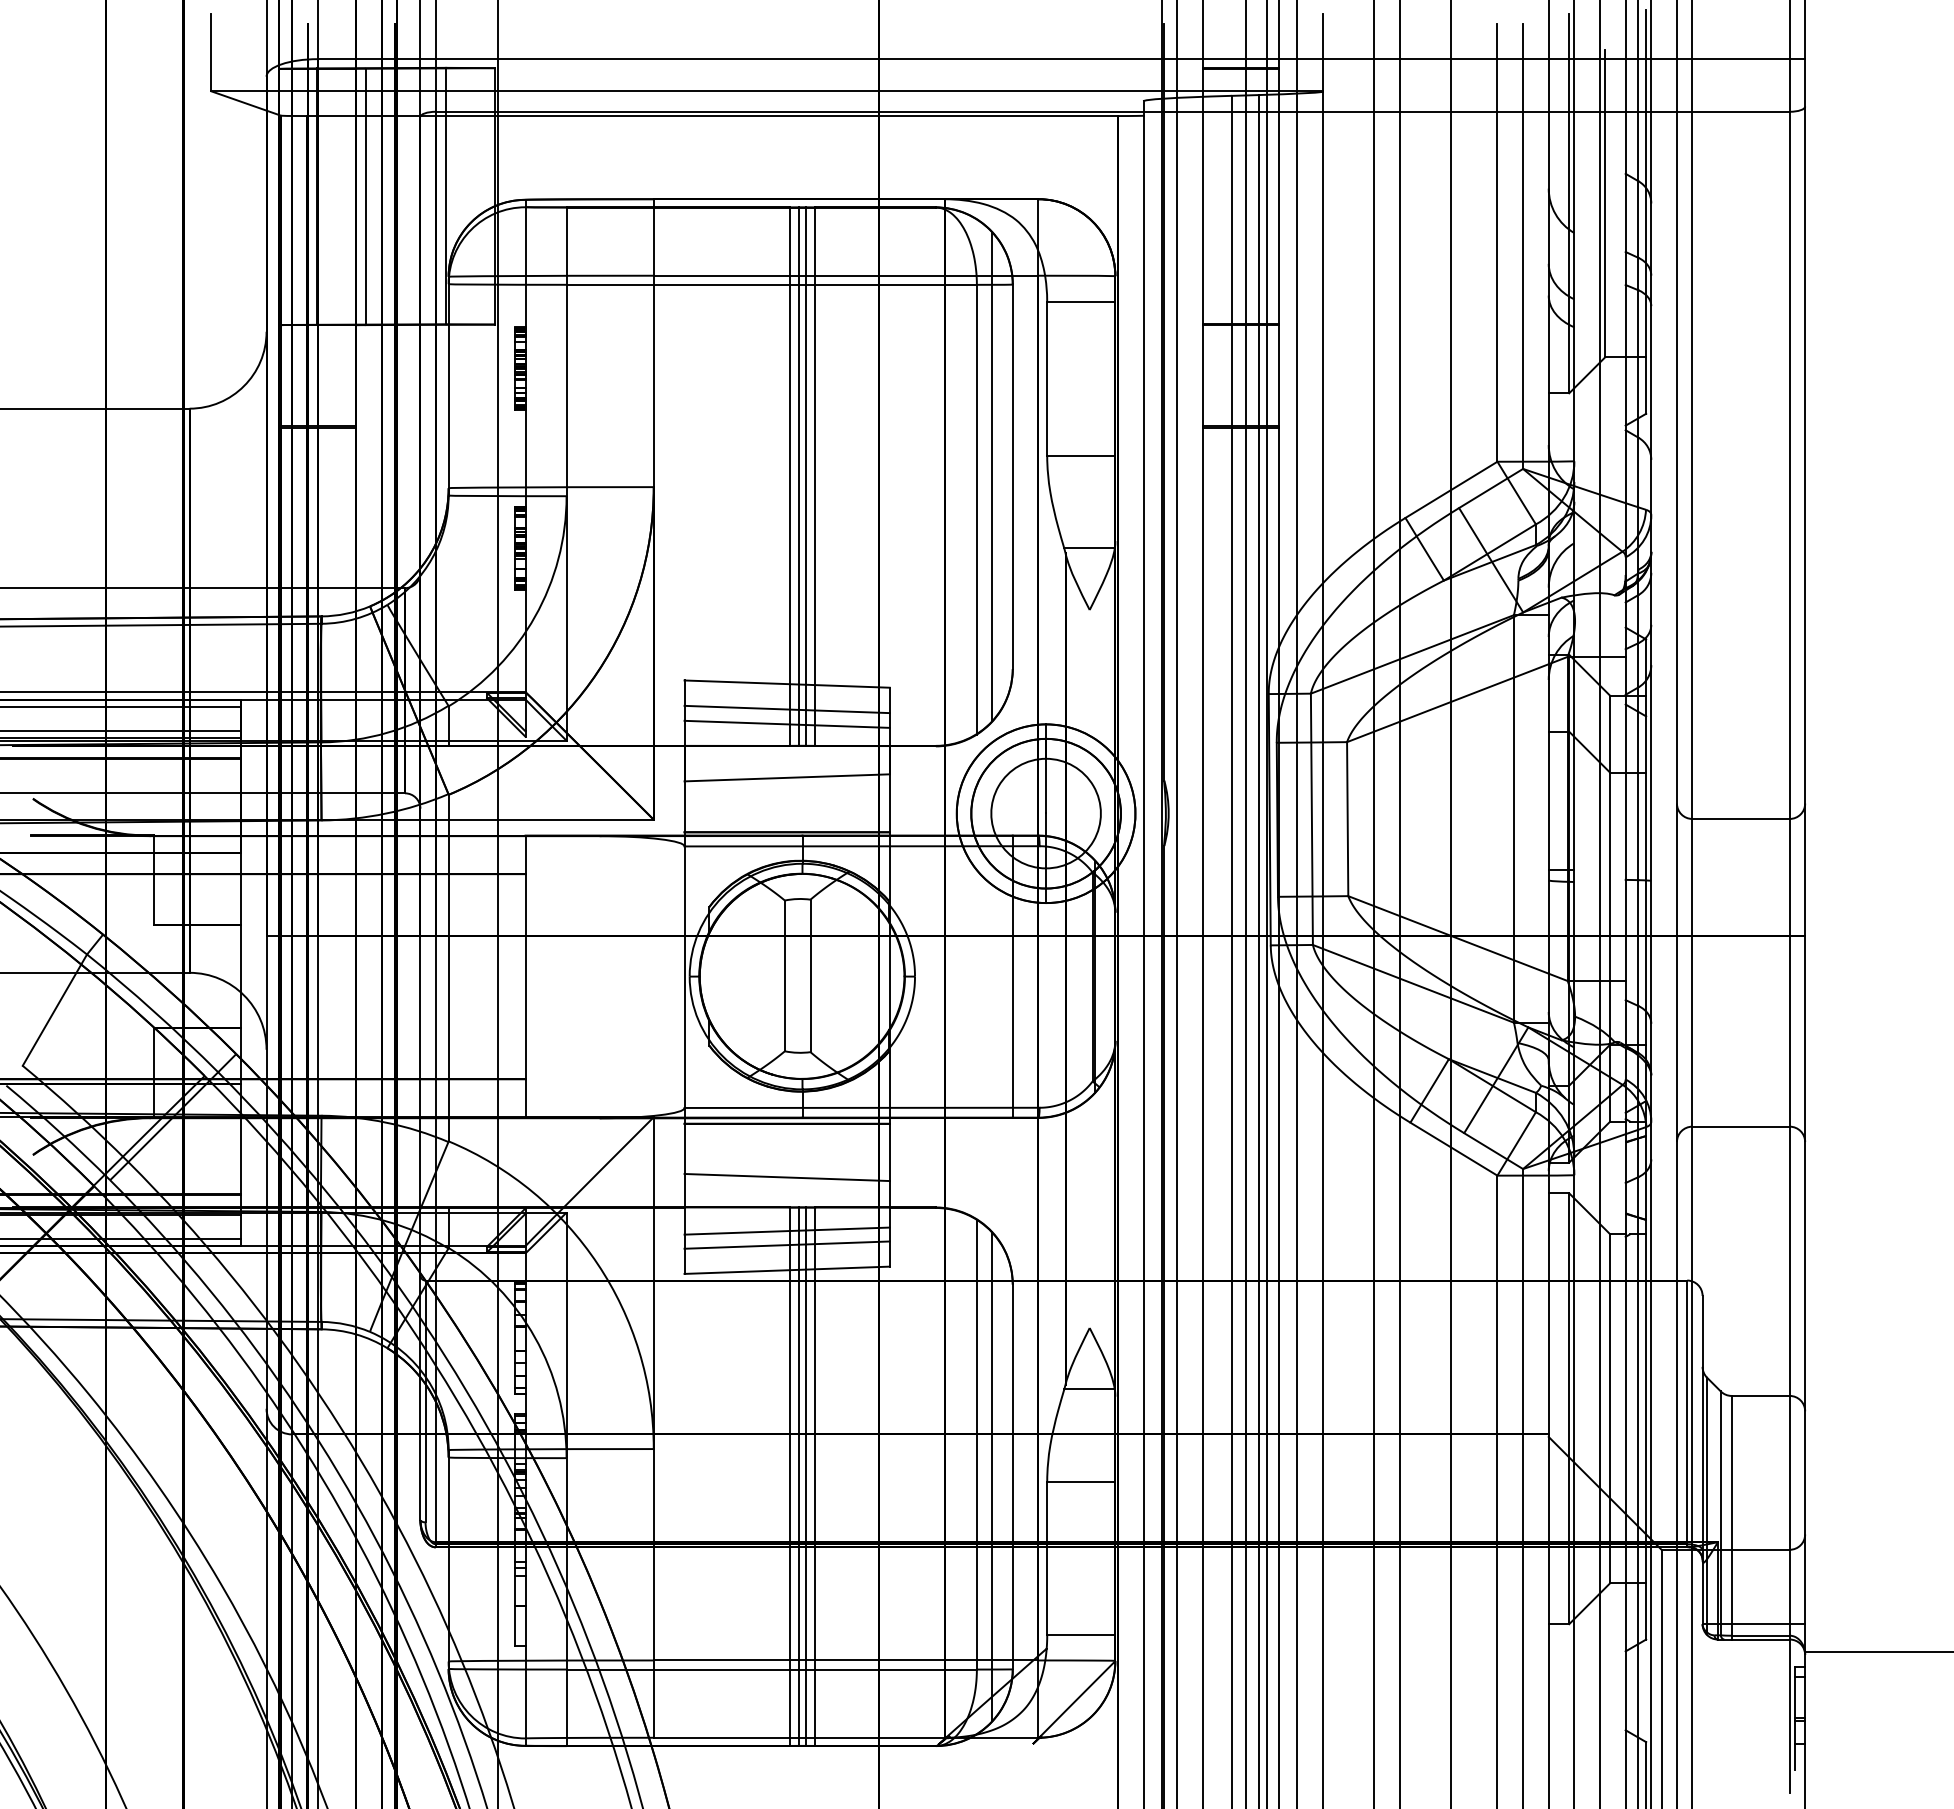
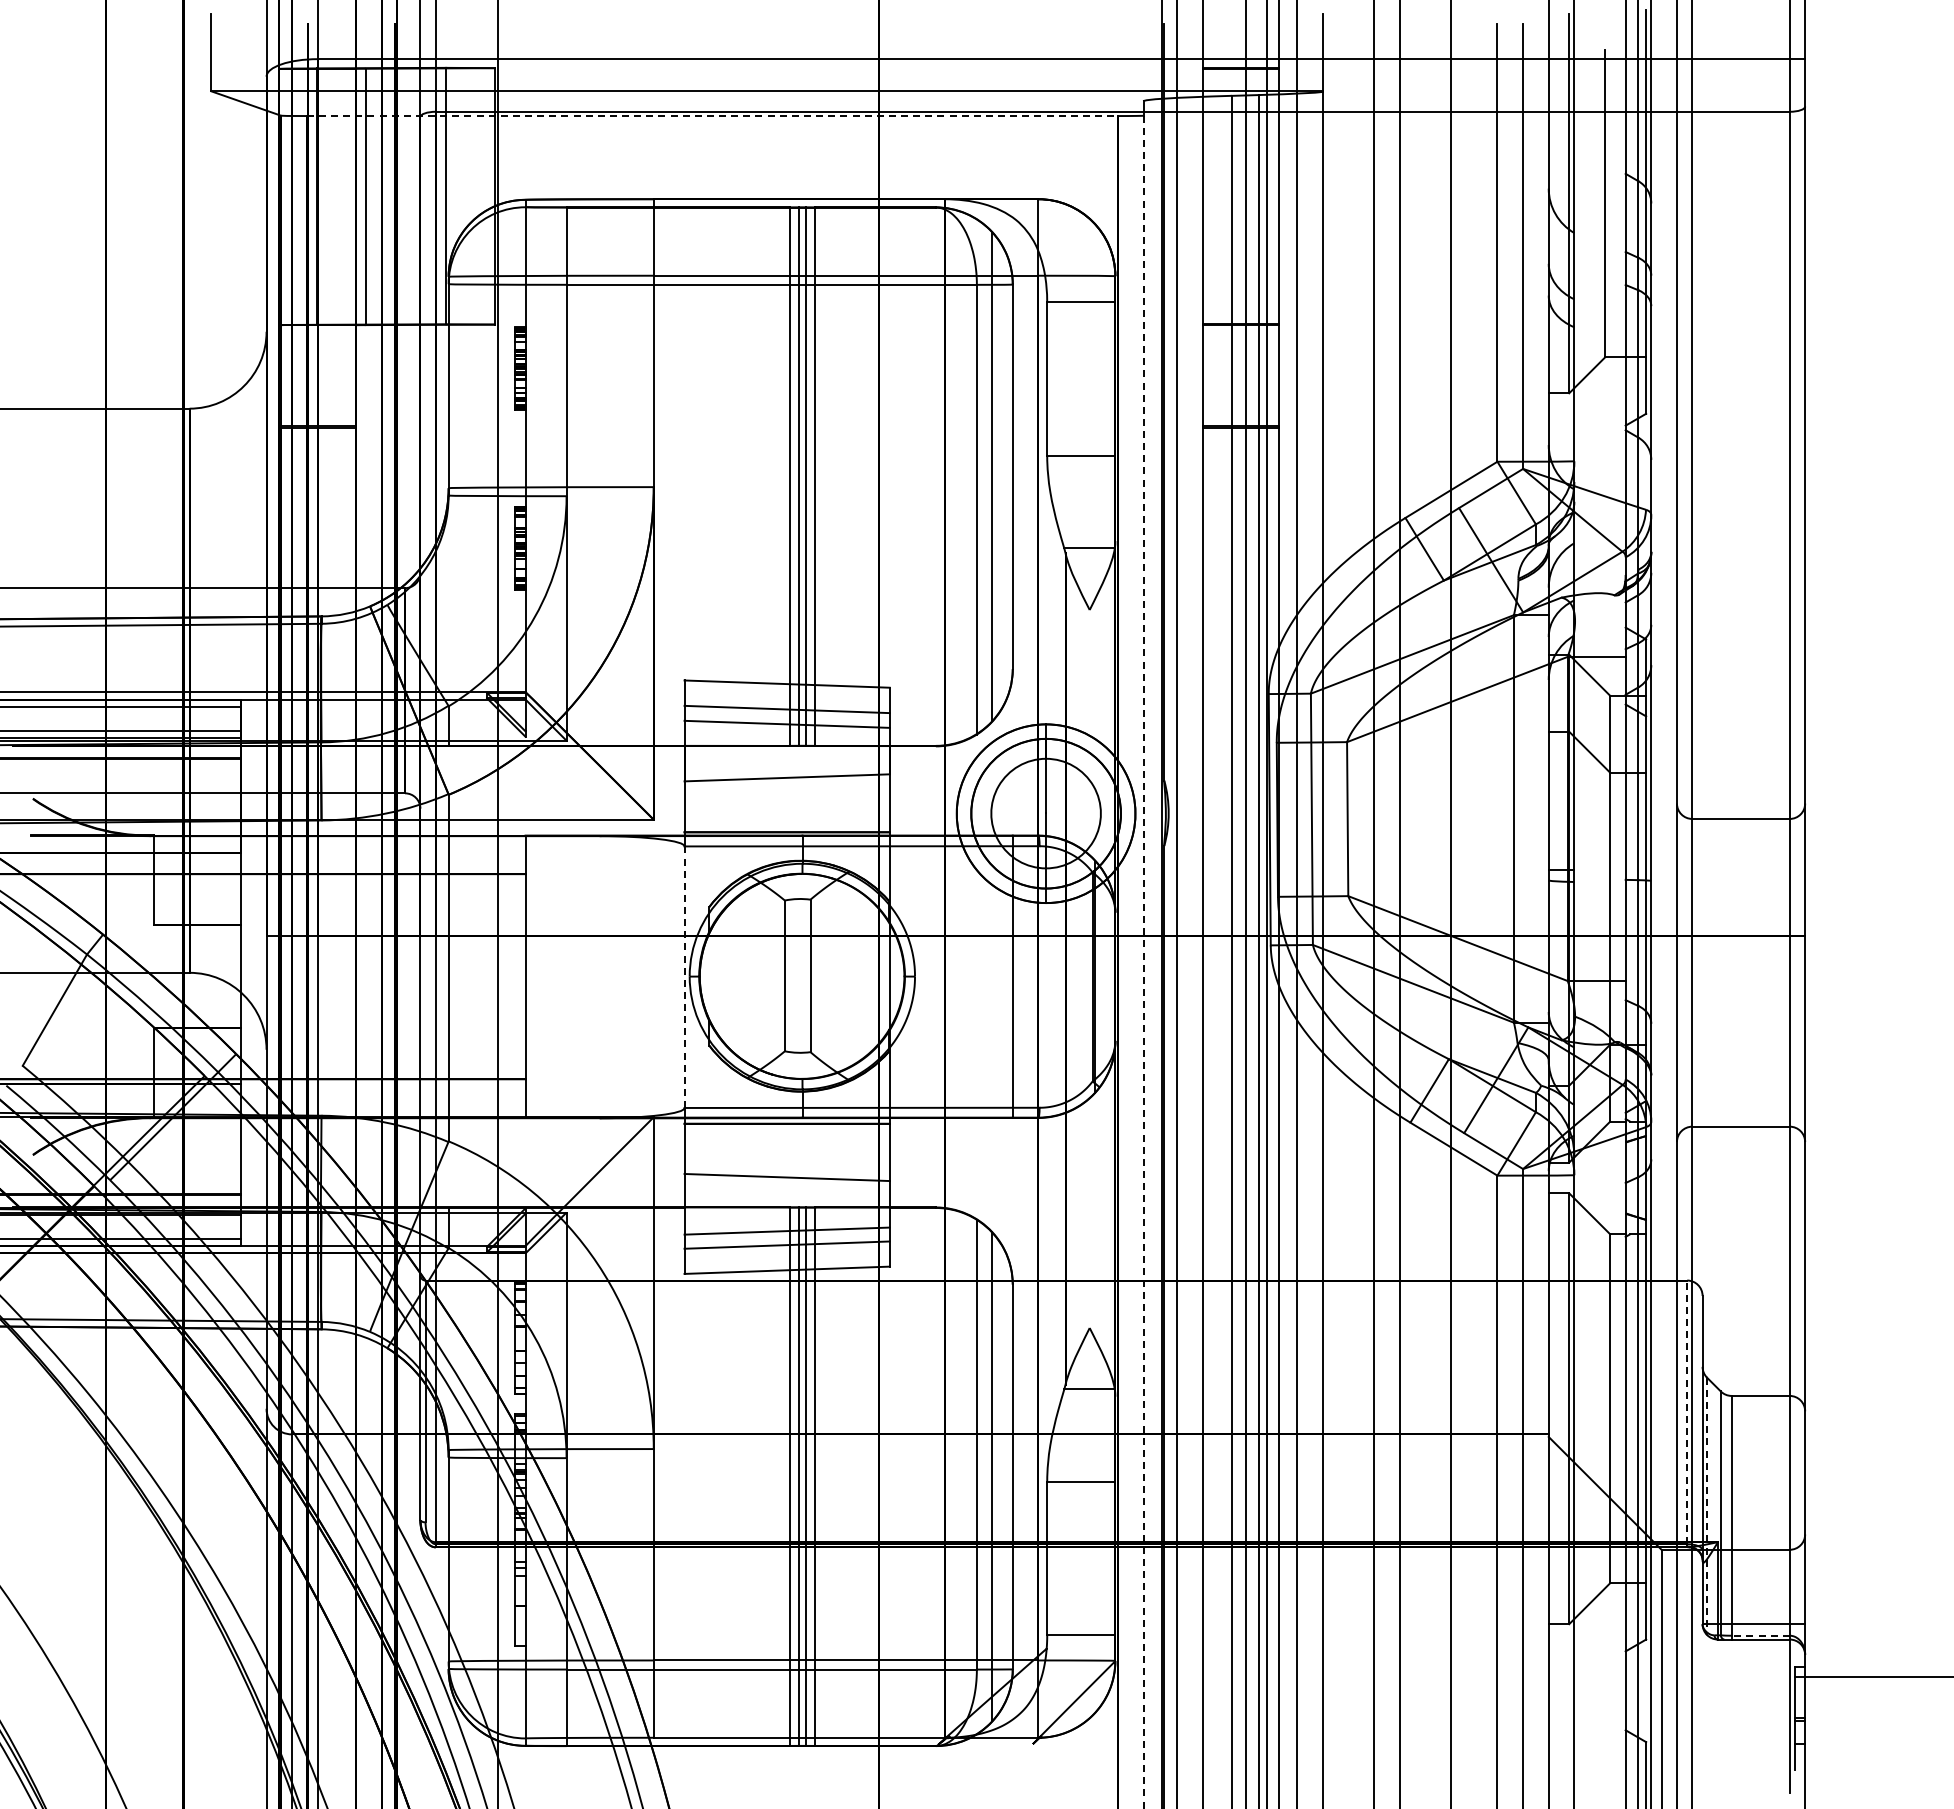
line: solid -> dashed (712, 116)
line: present -> none (1600, 903)
line: solid -> dashed (1143, 962)
line: solid -> dashed (684, 977)
line: solid -> dashed (1687, 1412)
line: solid -> dashed (1707, 1505)
line: solid -> dashed (1760, 1635)
line position: (1877, 1652) -> (1877, 1677) (1877, 1677)
